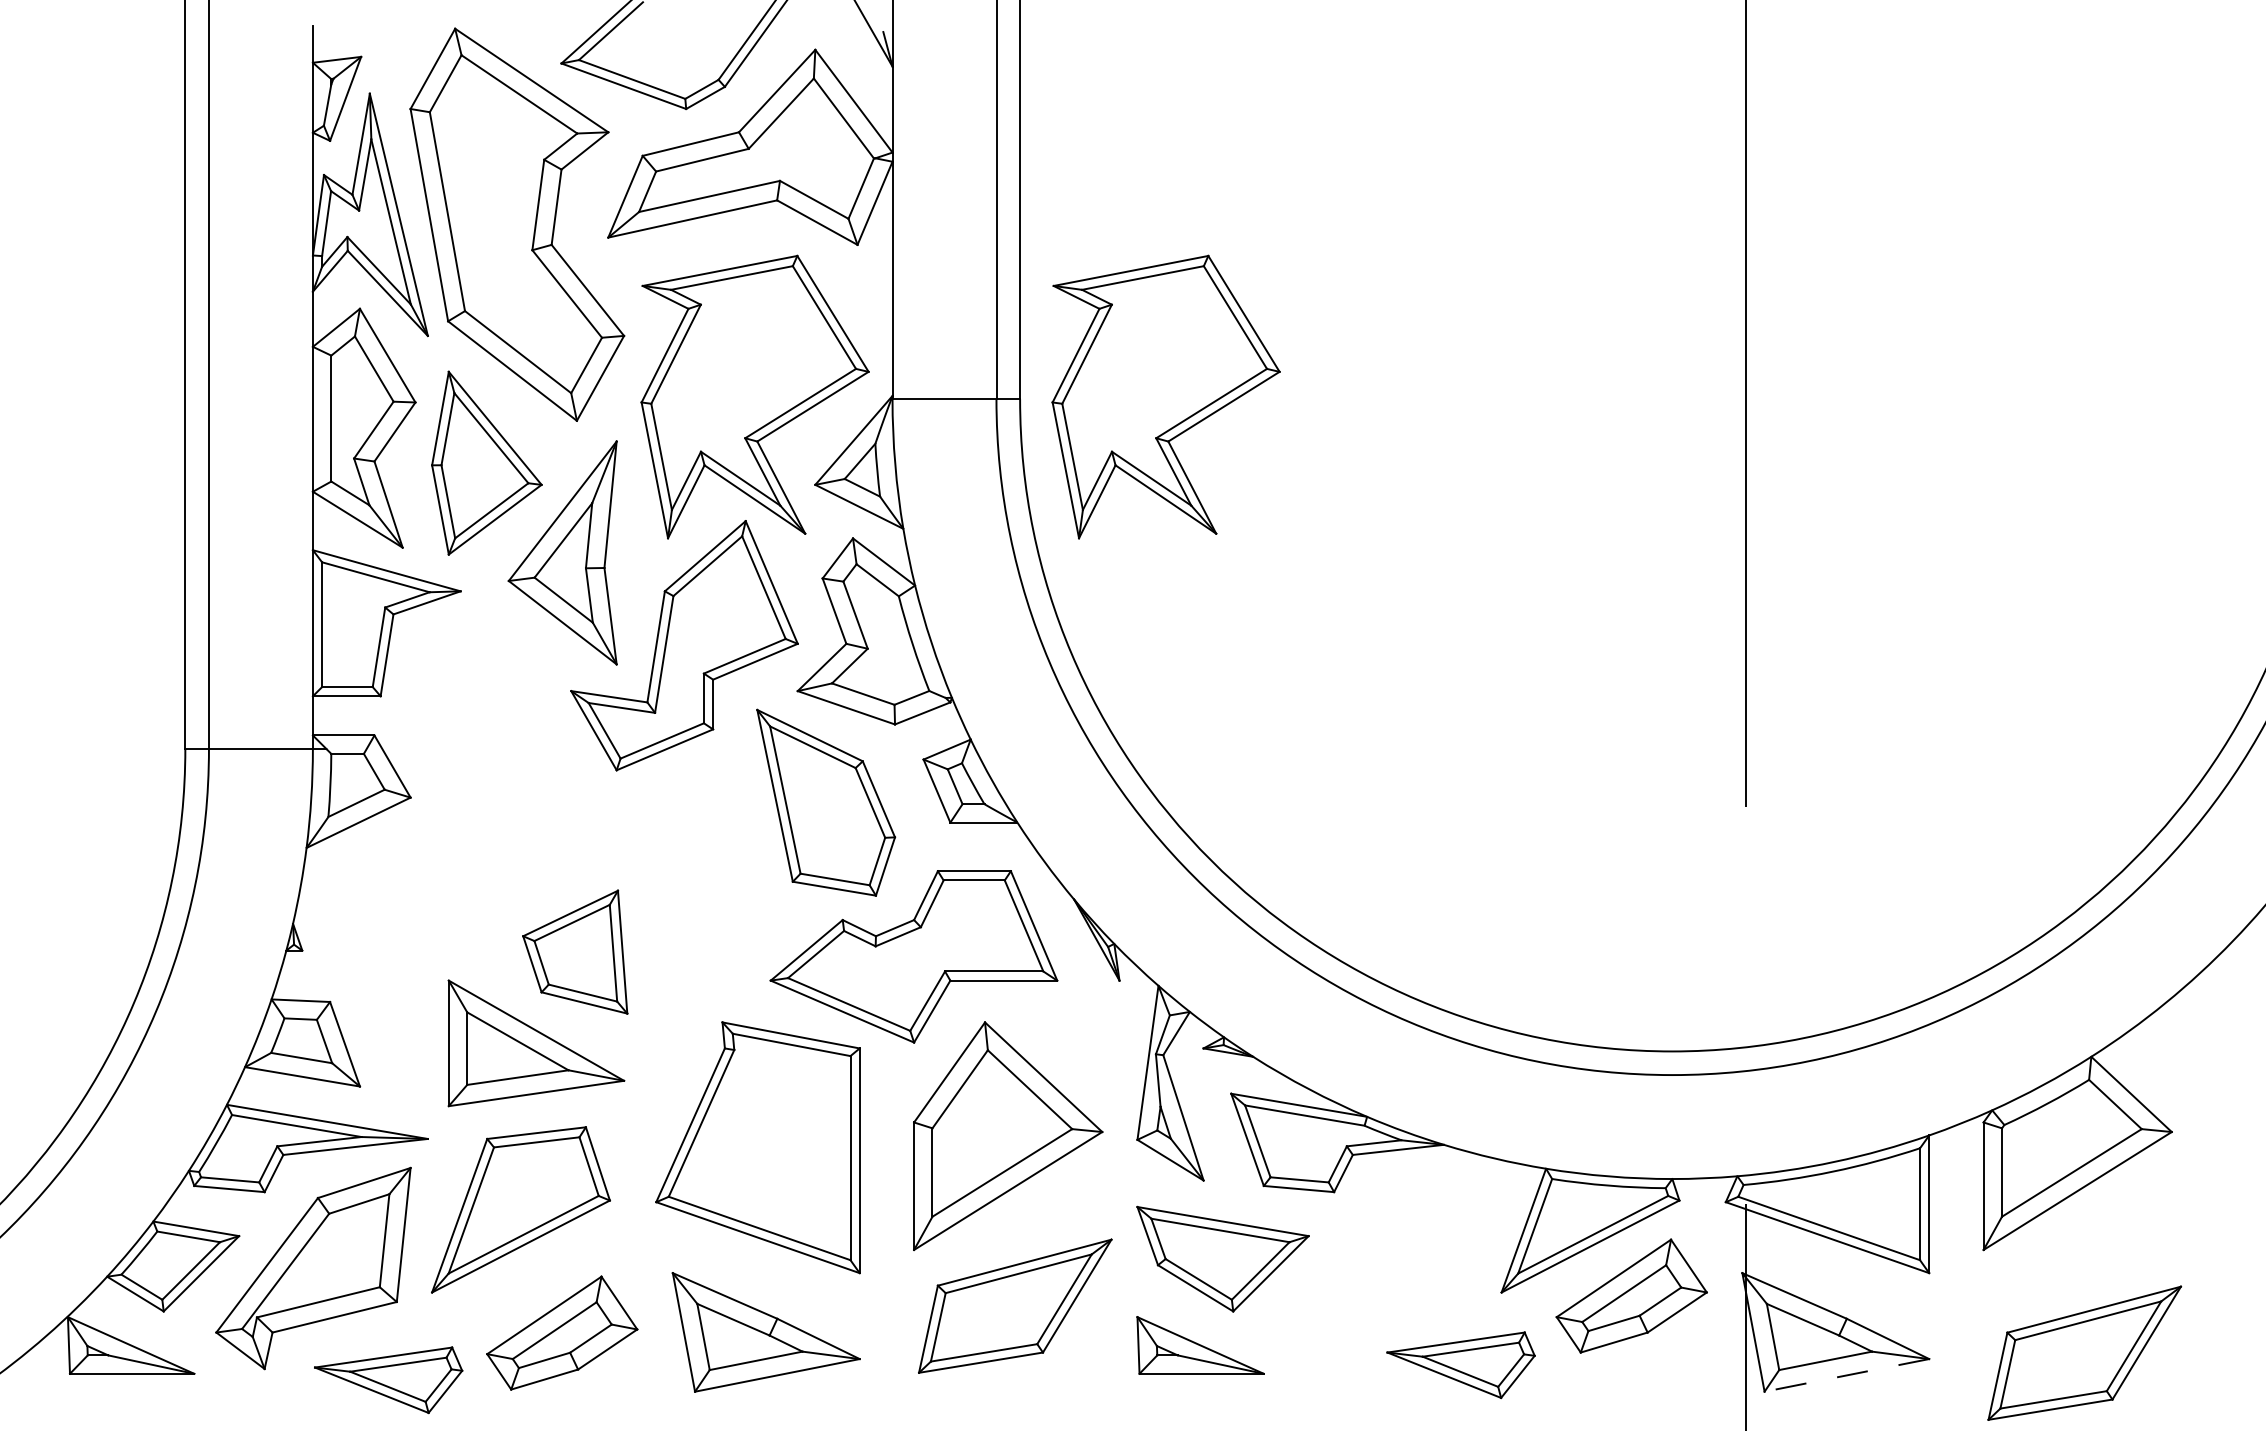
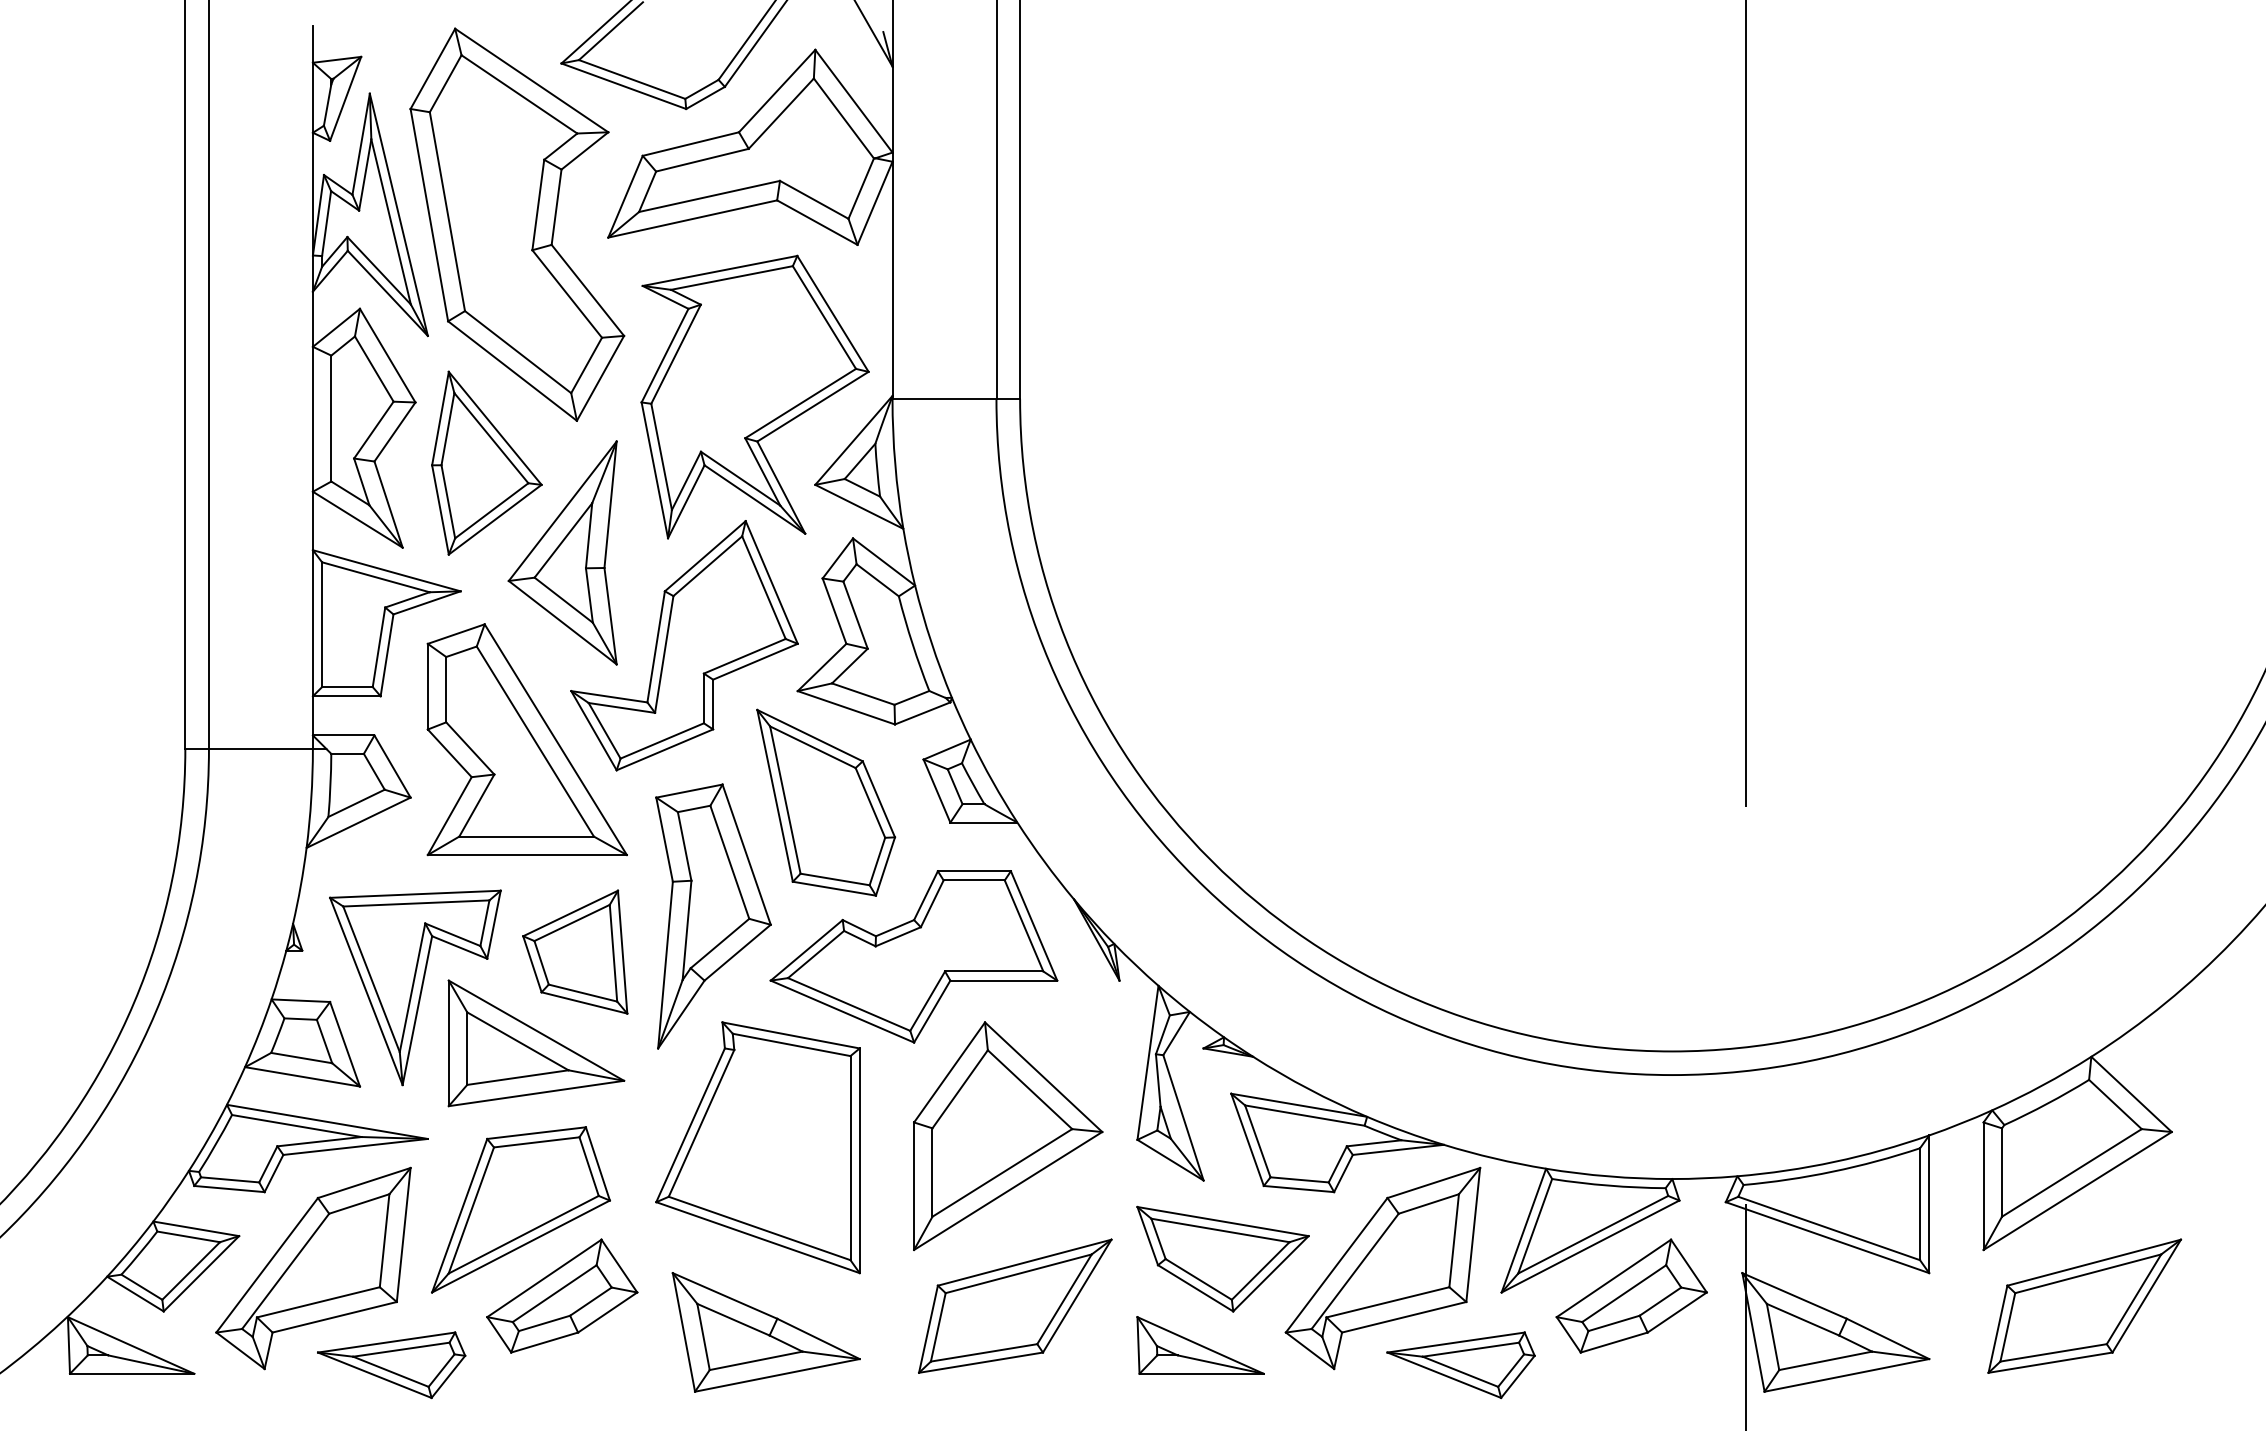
part: present -> none (1165, 396)
part: none -> present (526, 739)
part: none -> present (713, 916)
part: none -> present (415, 987)
part: none -> present (1382, 1268)
part position: (562, 1332) -> (562, 1295) (562, 1295)
part position: (2084, 1352) -> (2084, 1305) (2084, 1305)
line: dashed -> solid (1846, 1375)
part position: (388, 1380) -> (391, 1365) (391, 1365)
